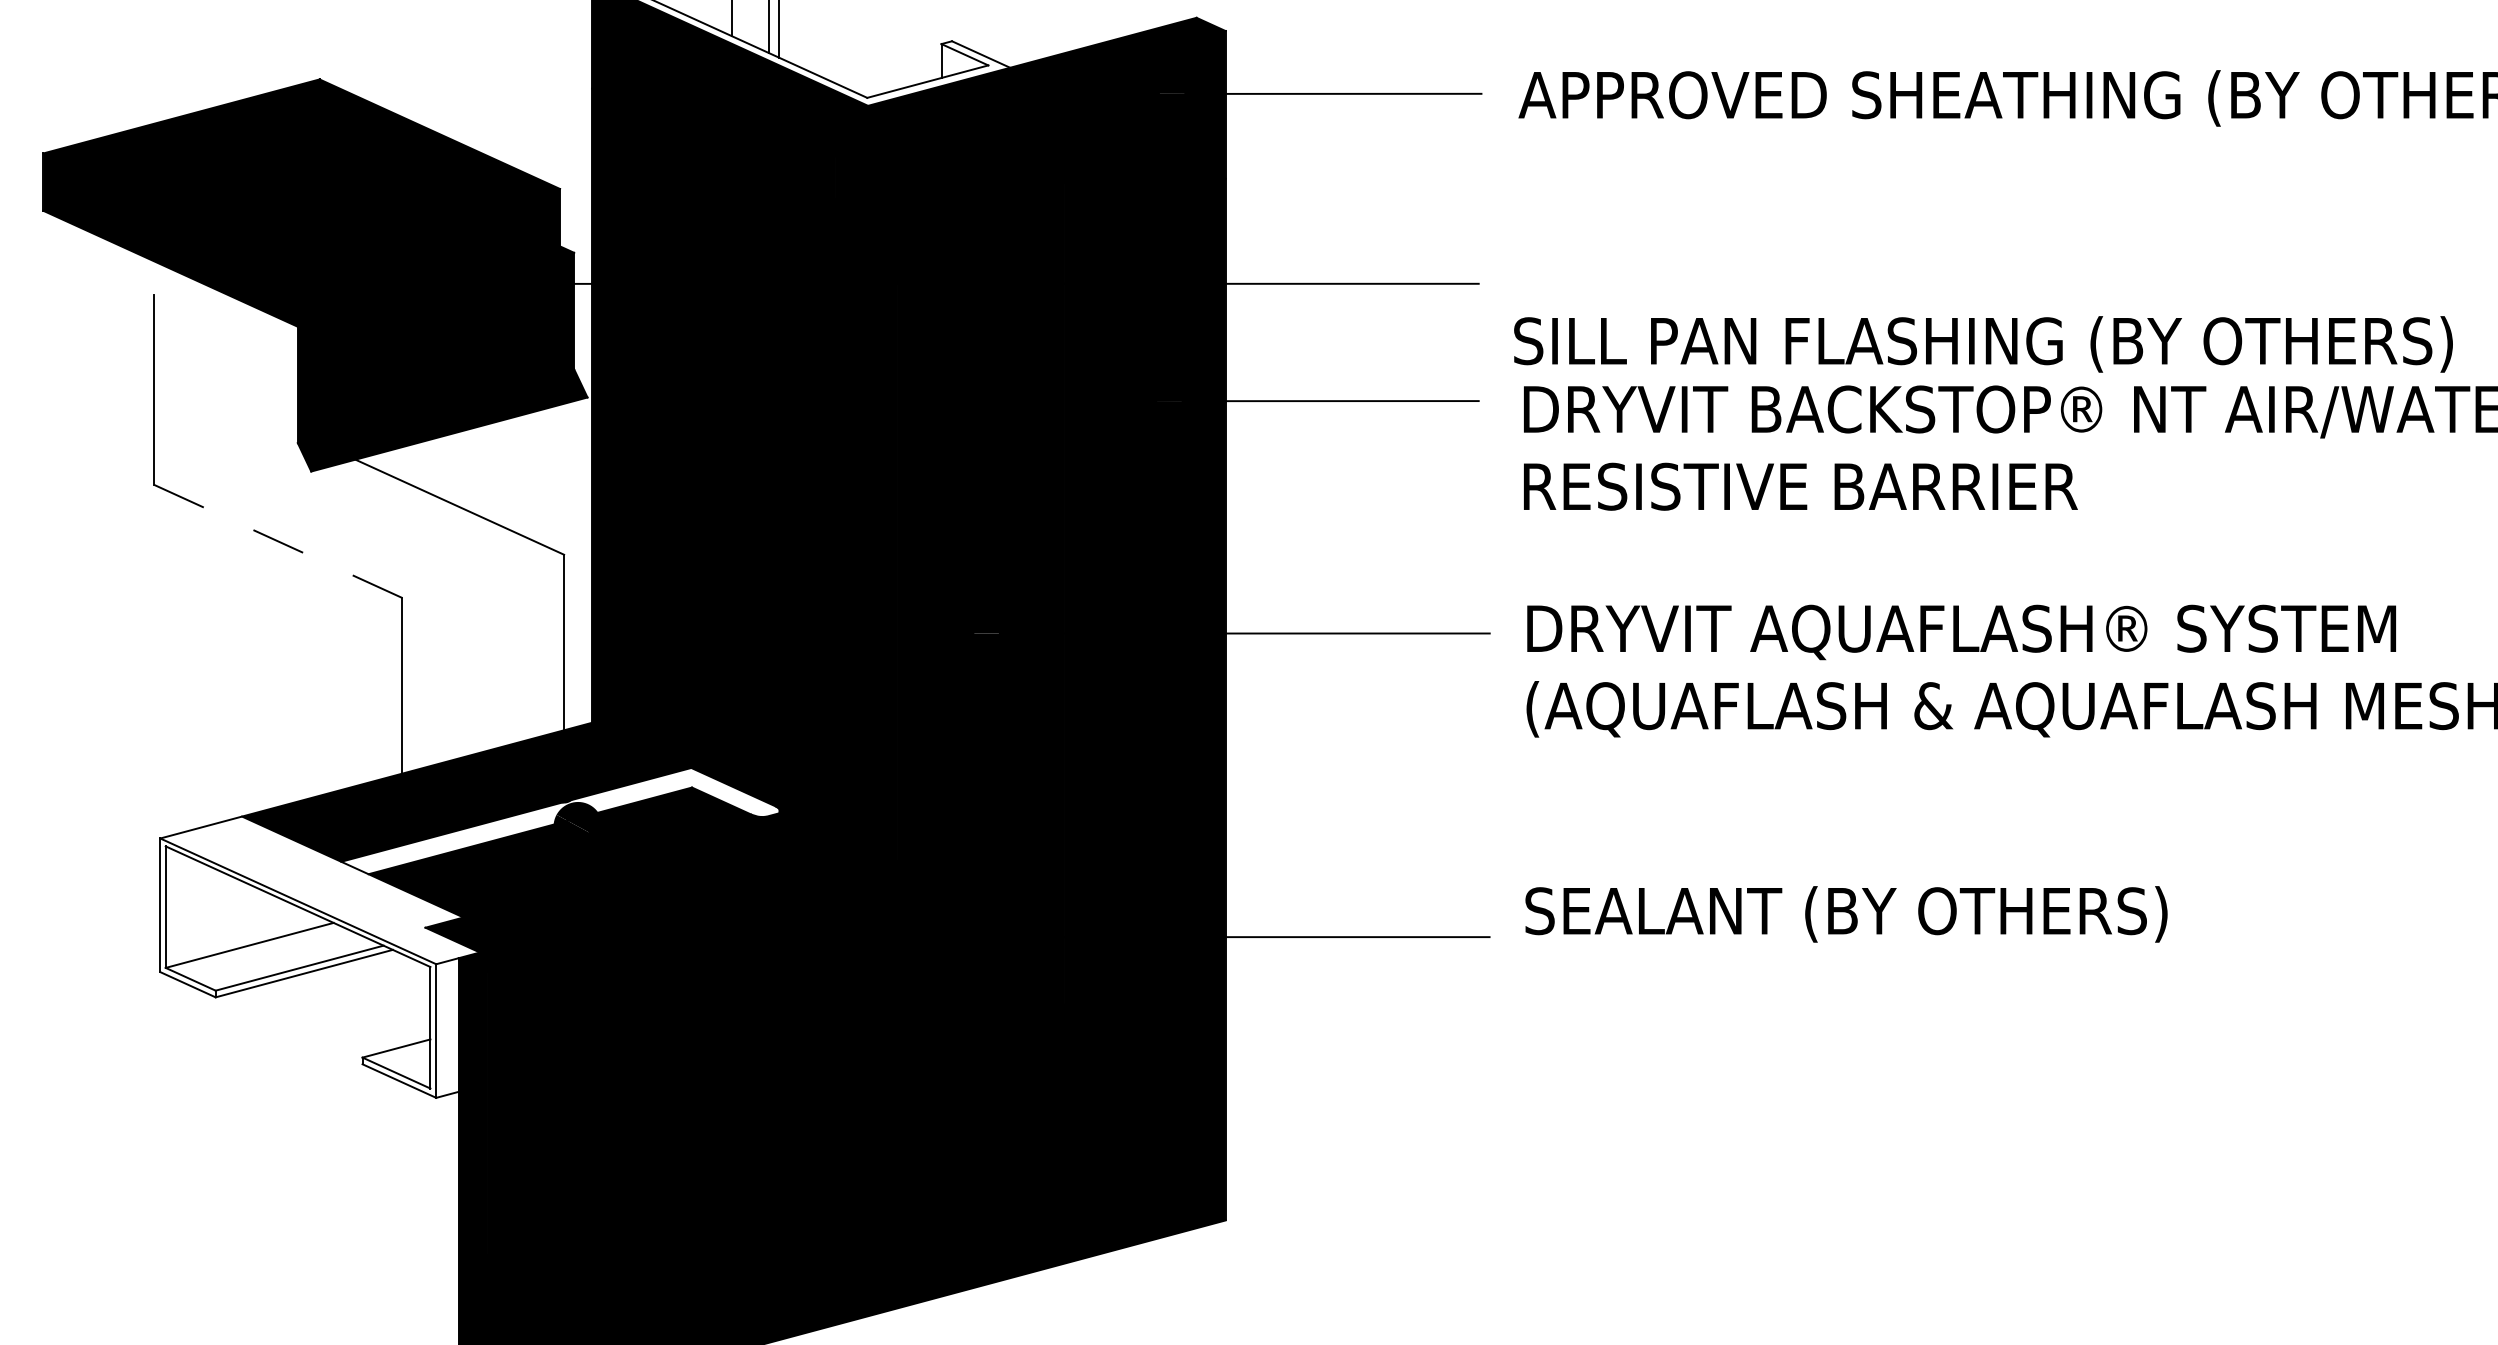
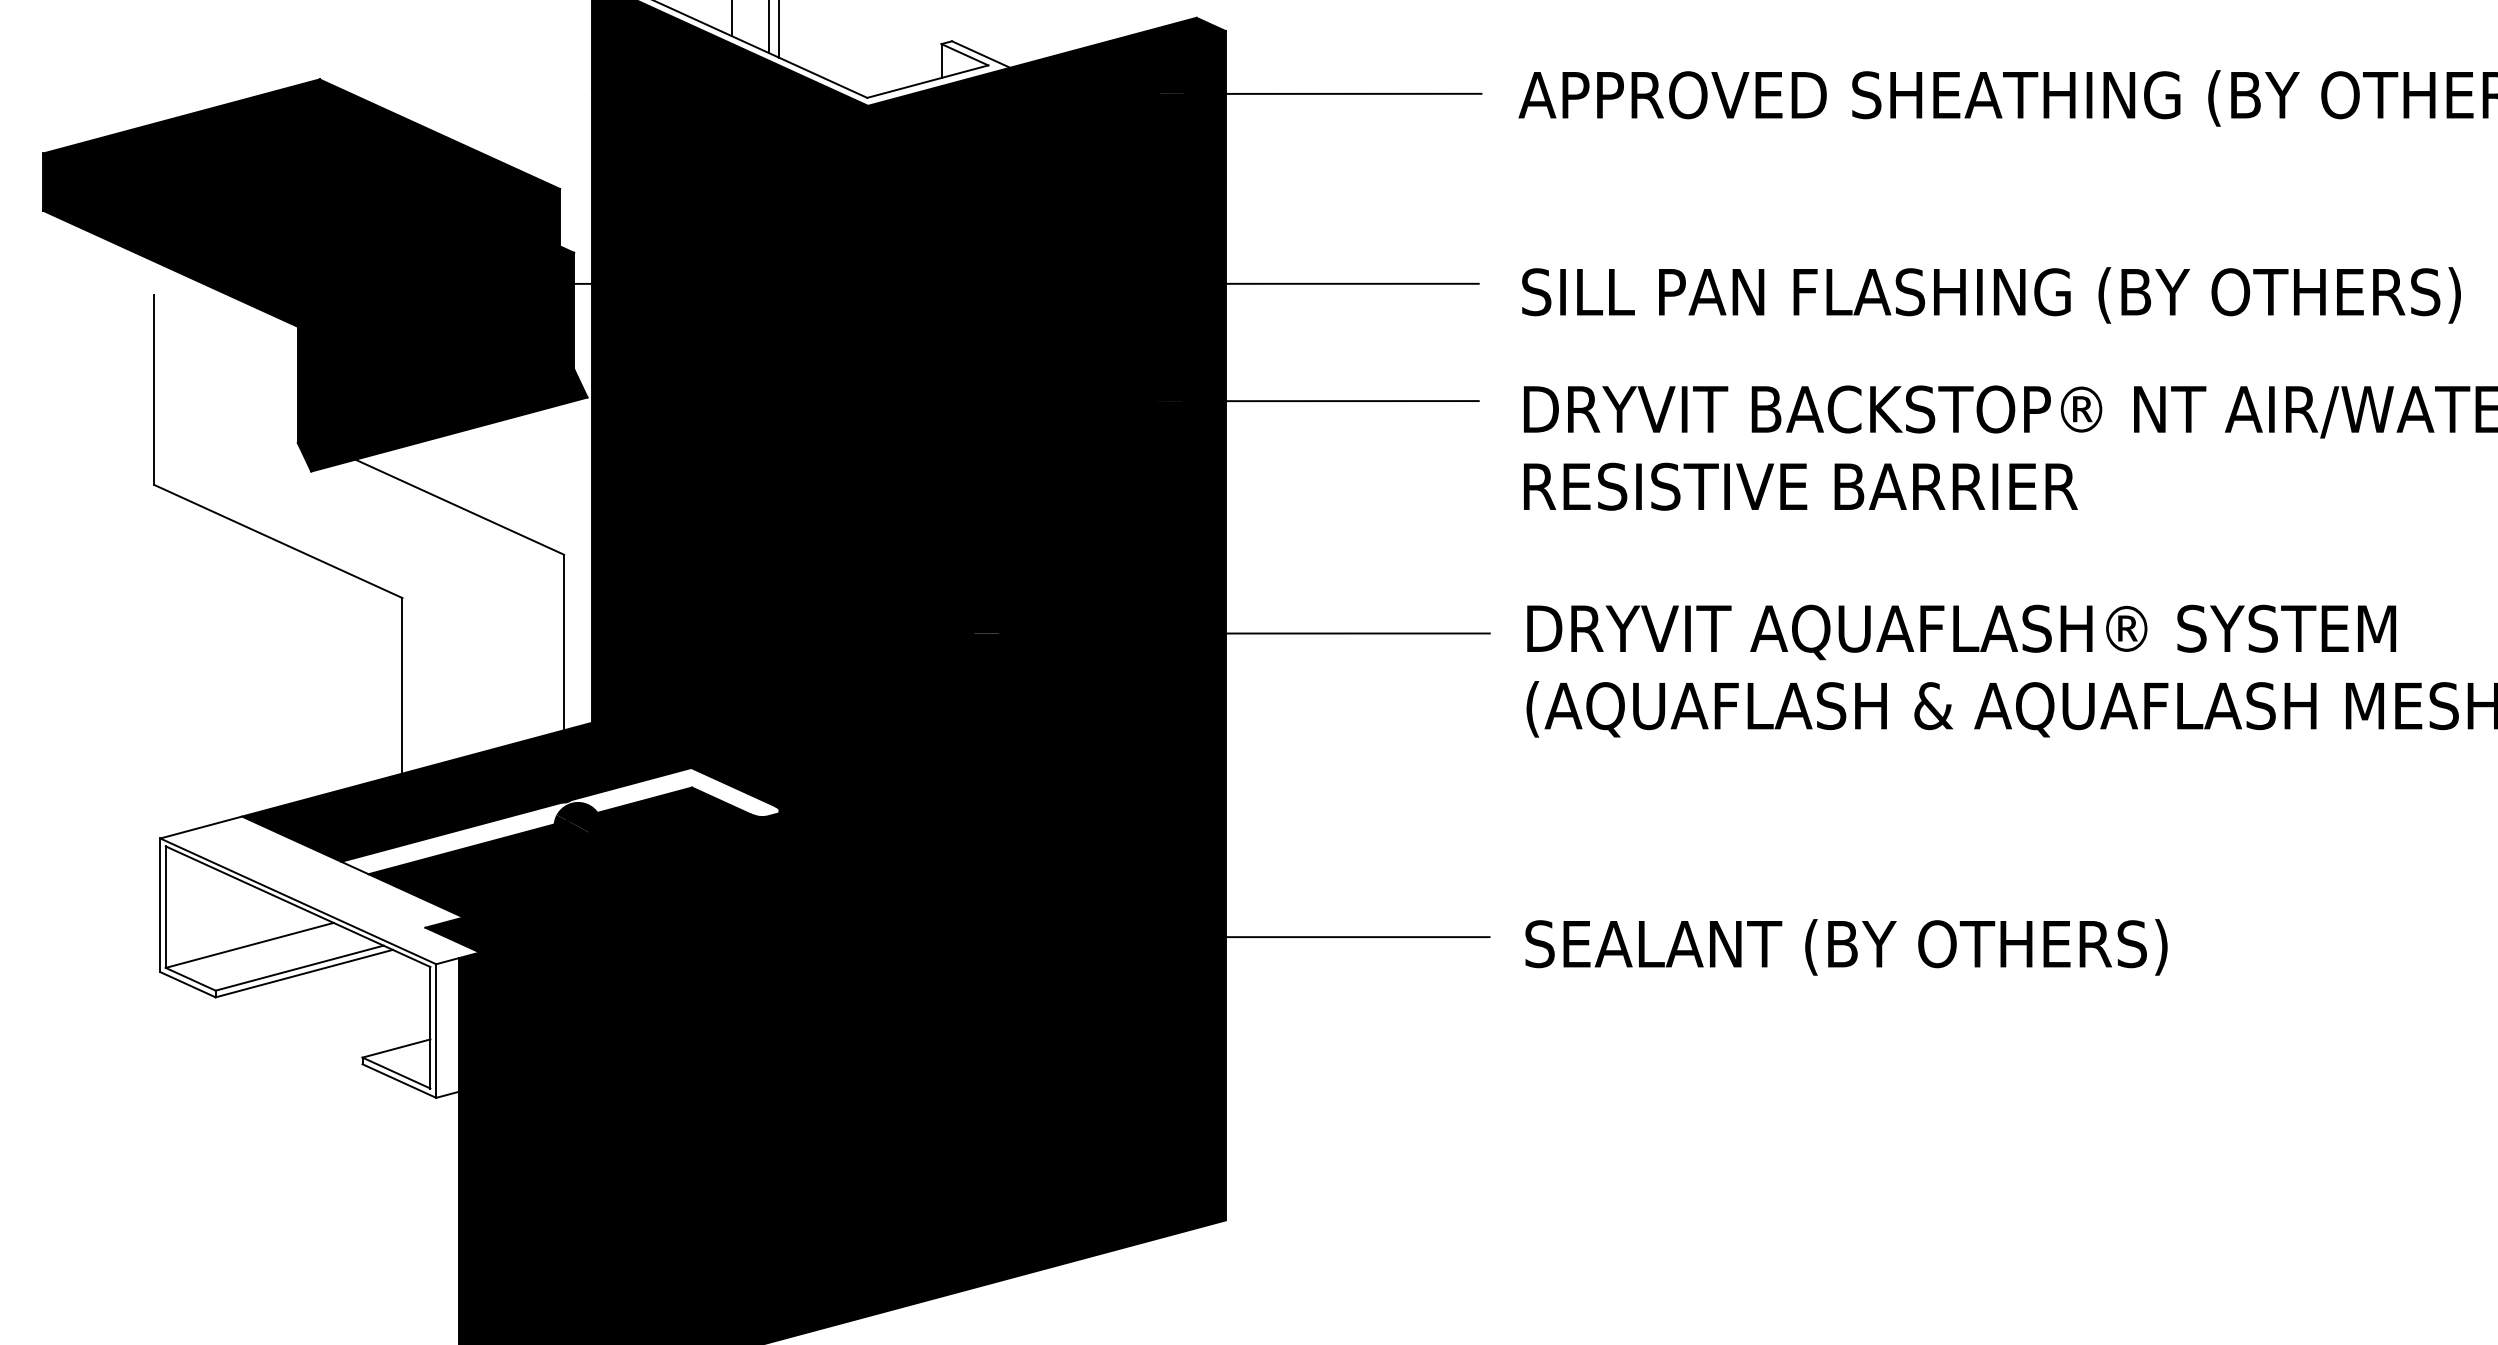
text position: (1983, 344) -> (1991, 295) (1991, 295)
line: dashed -> solid (278, 541)
text position: (1846, 914) -> (1846, 947) (1846, 947)
